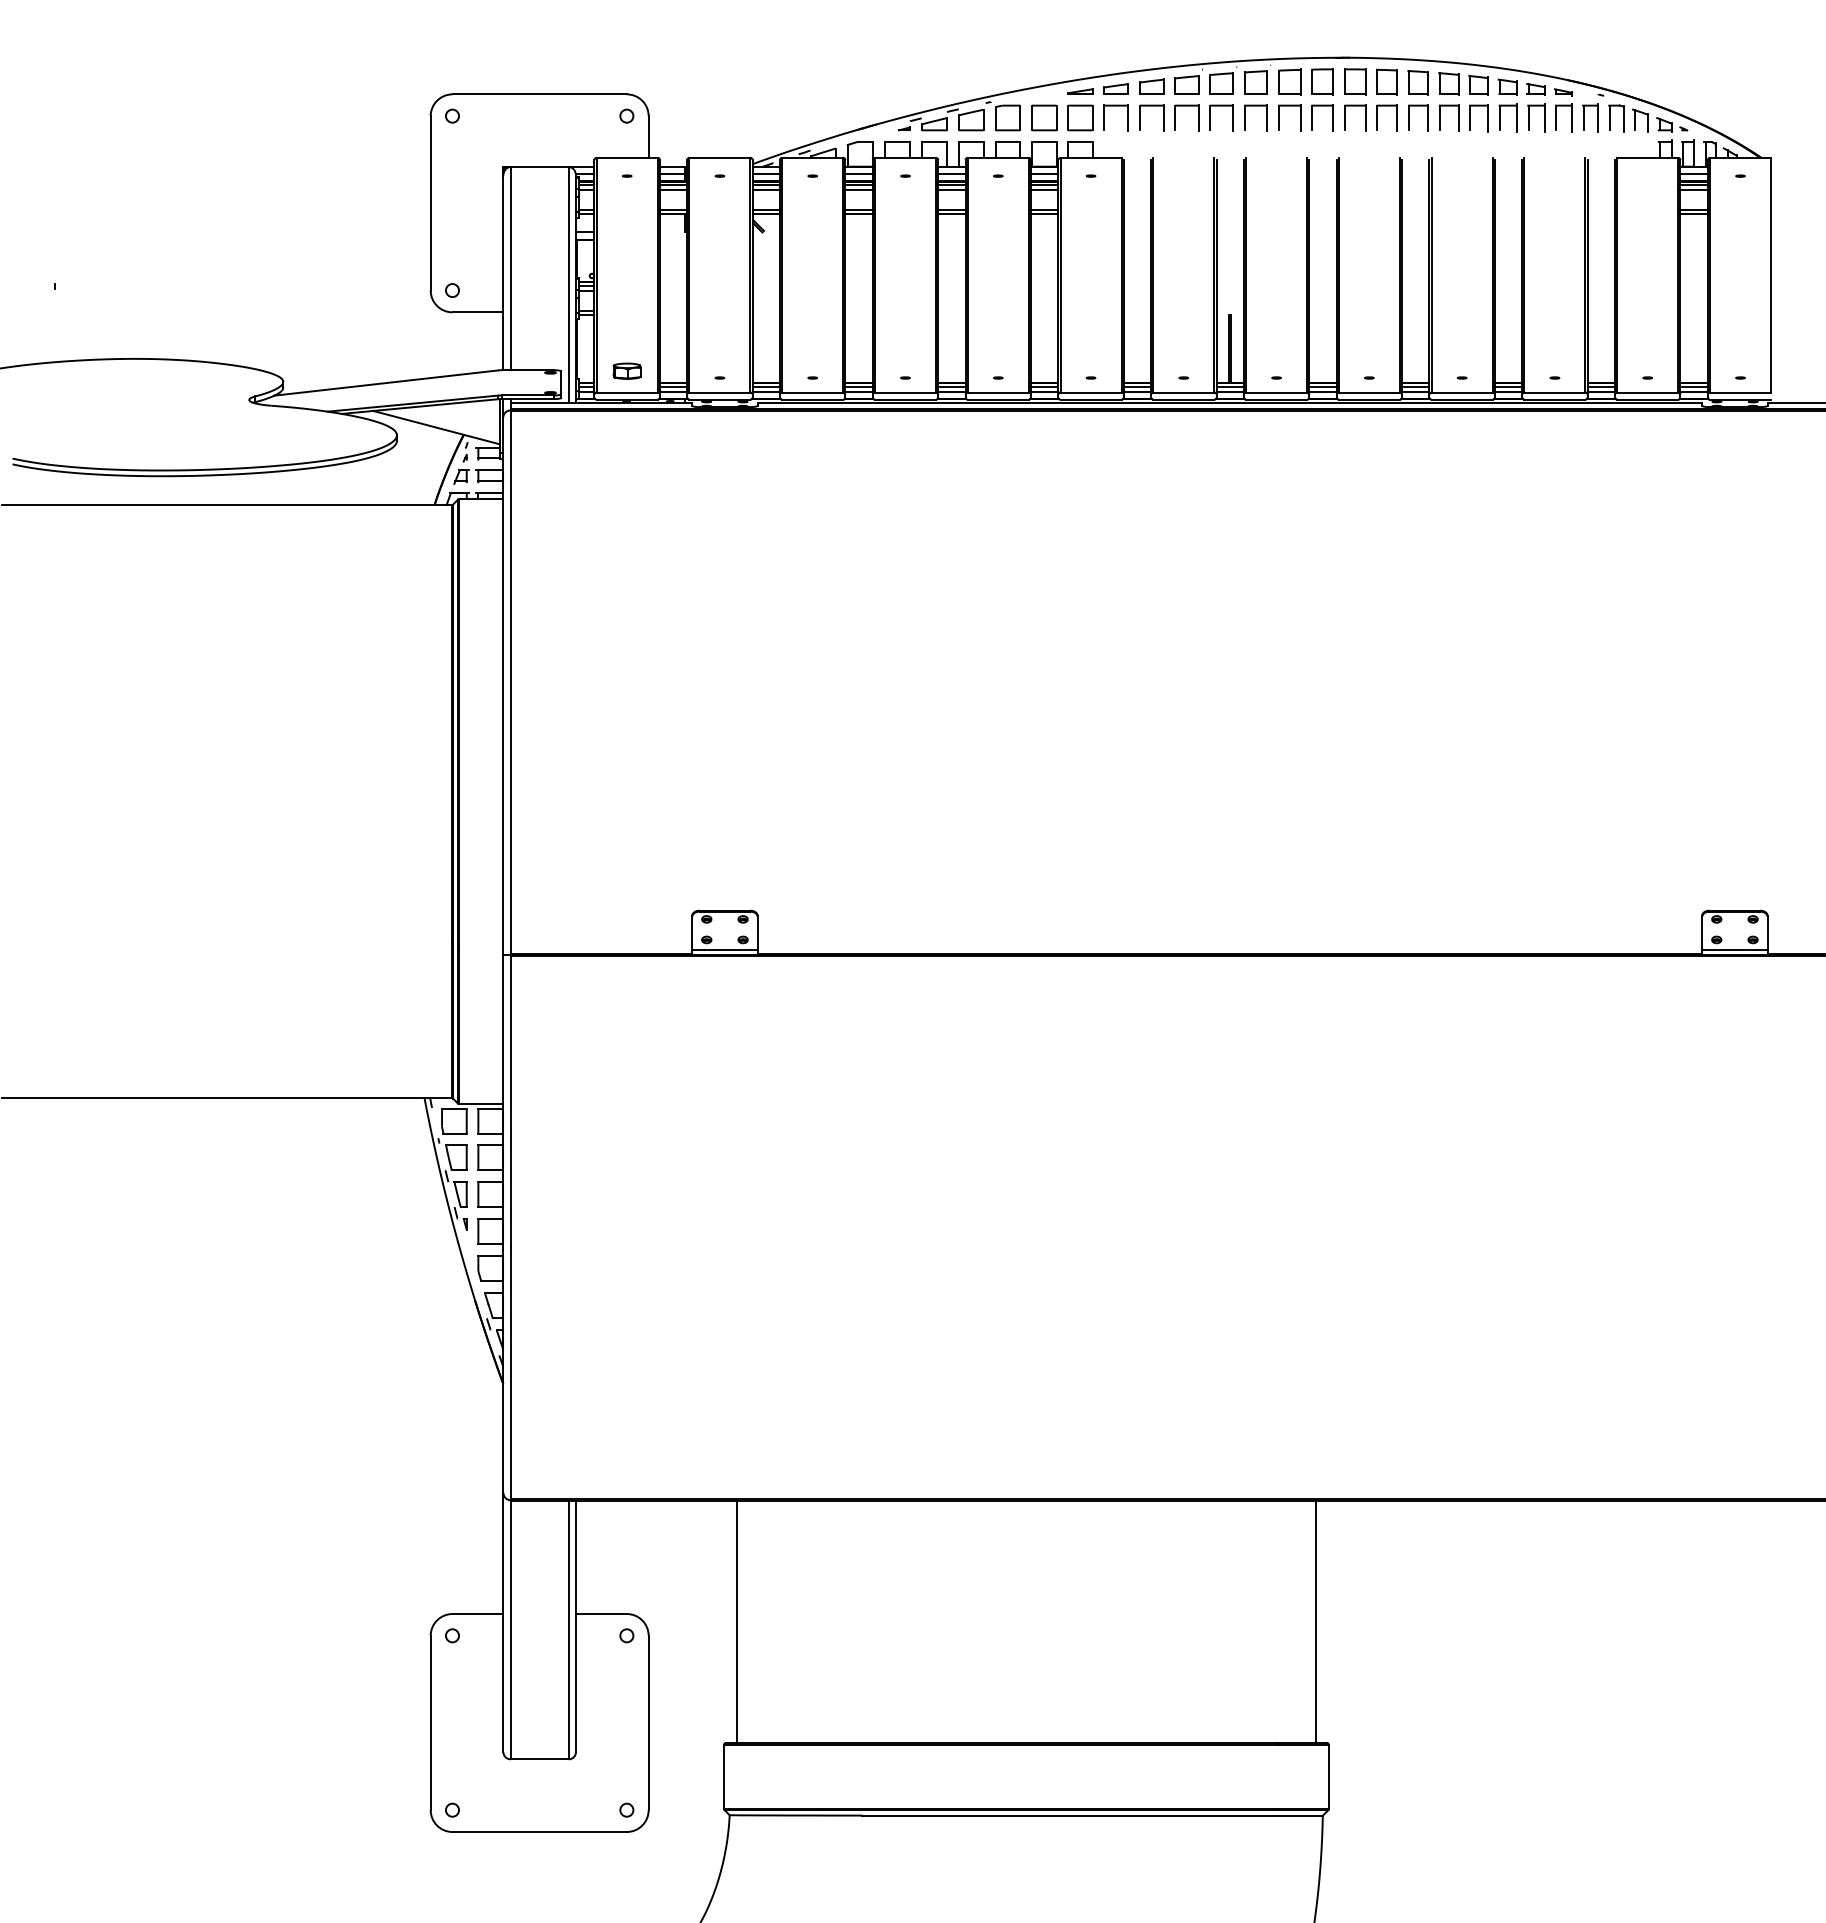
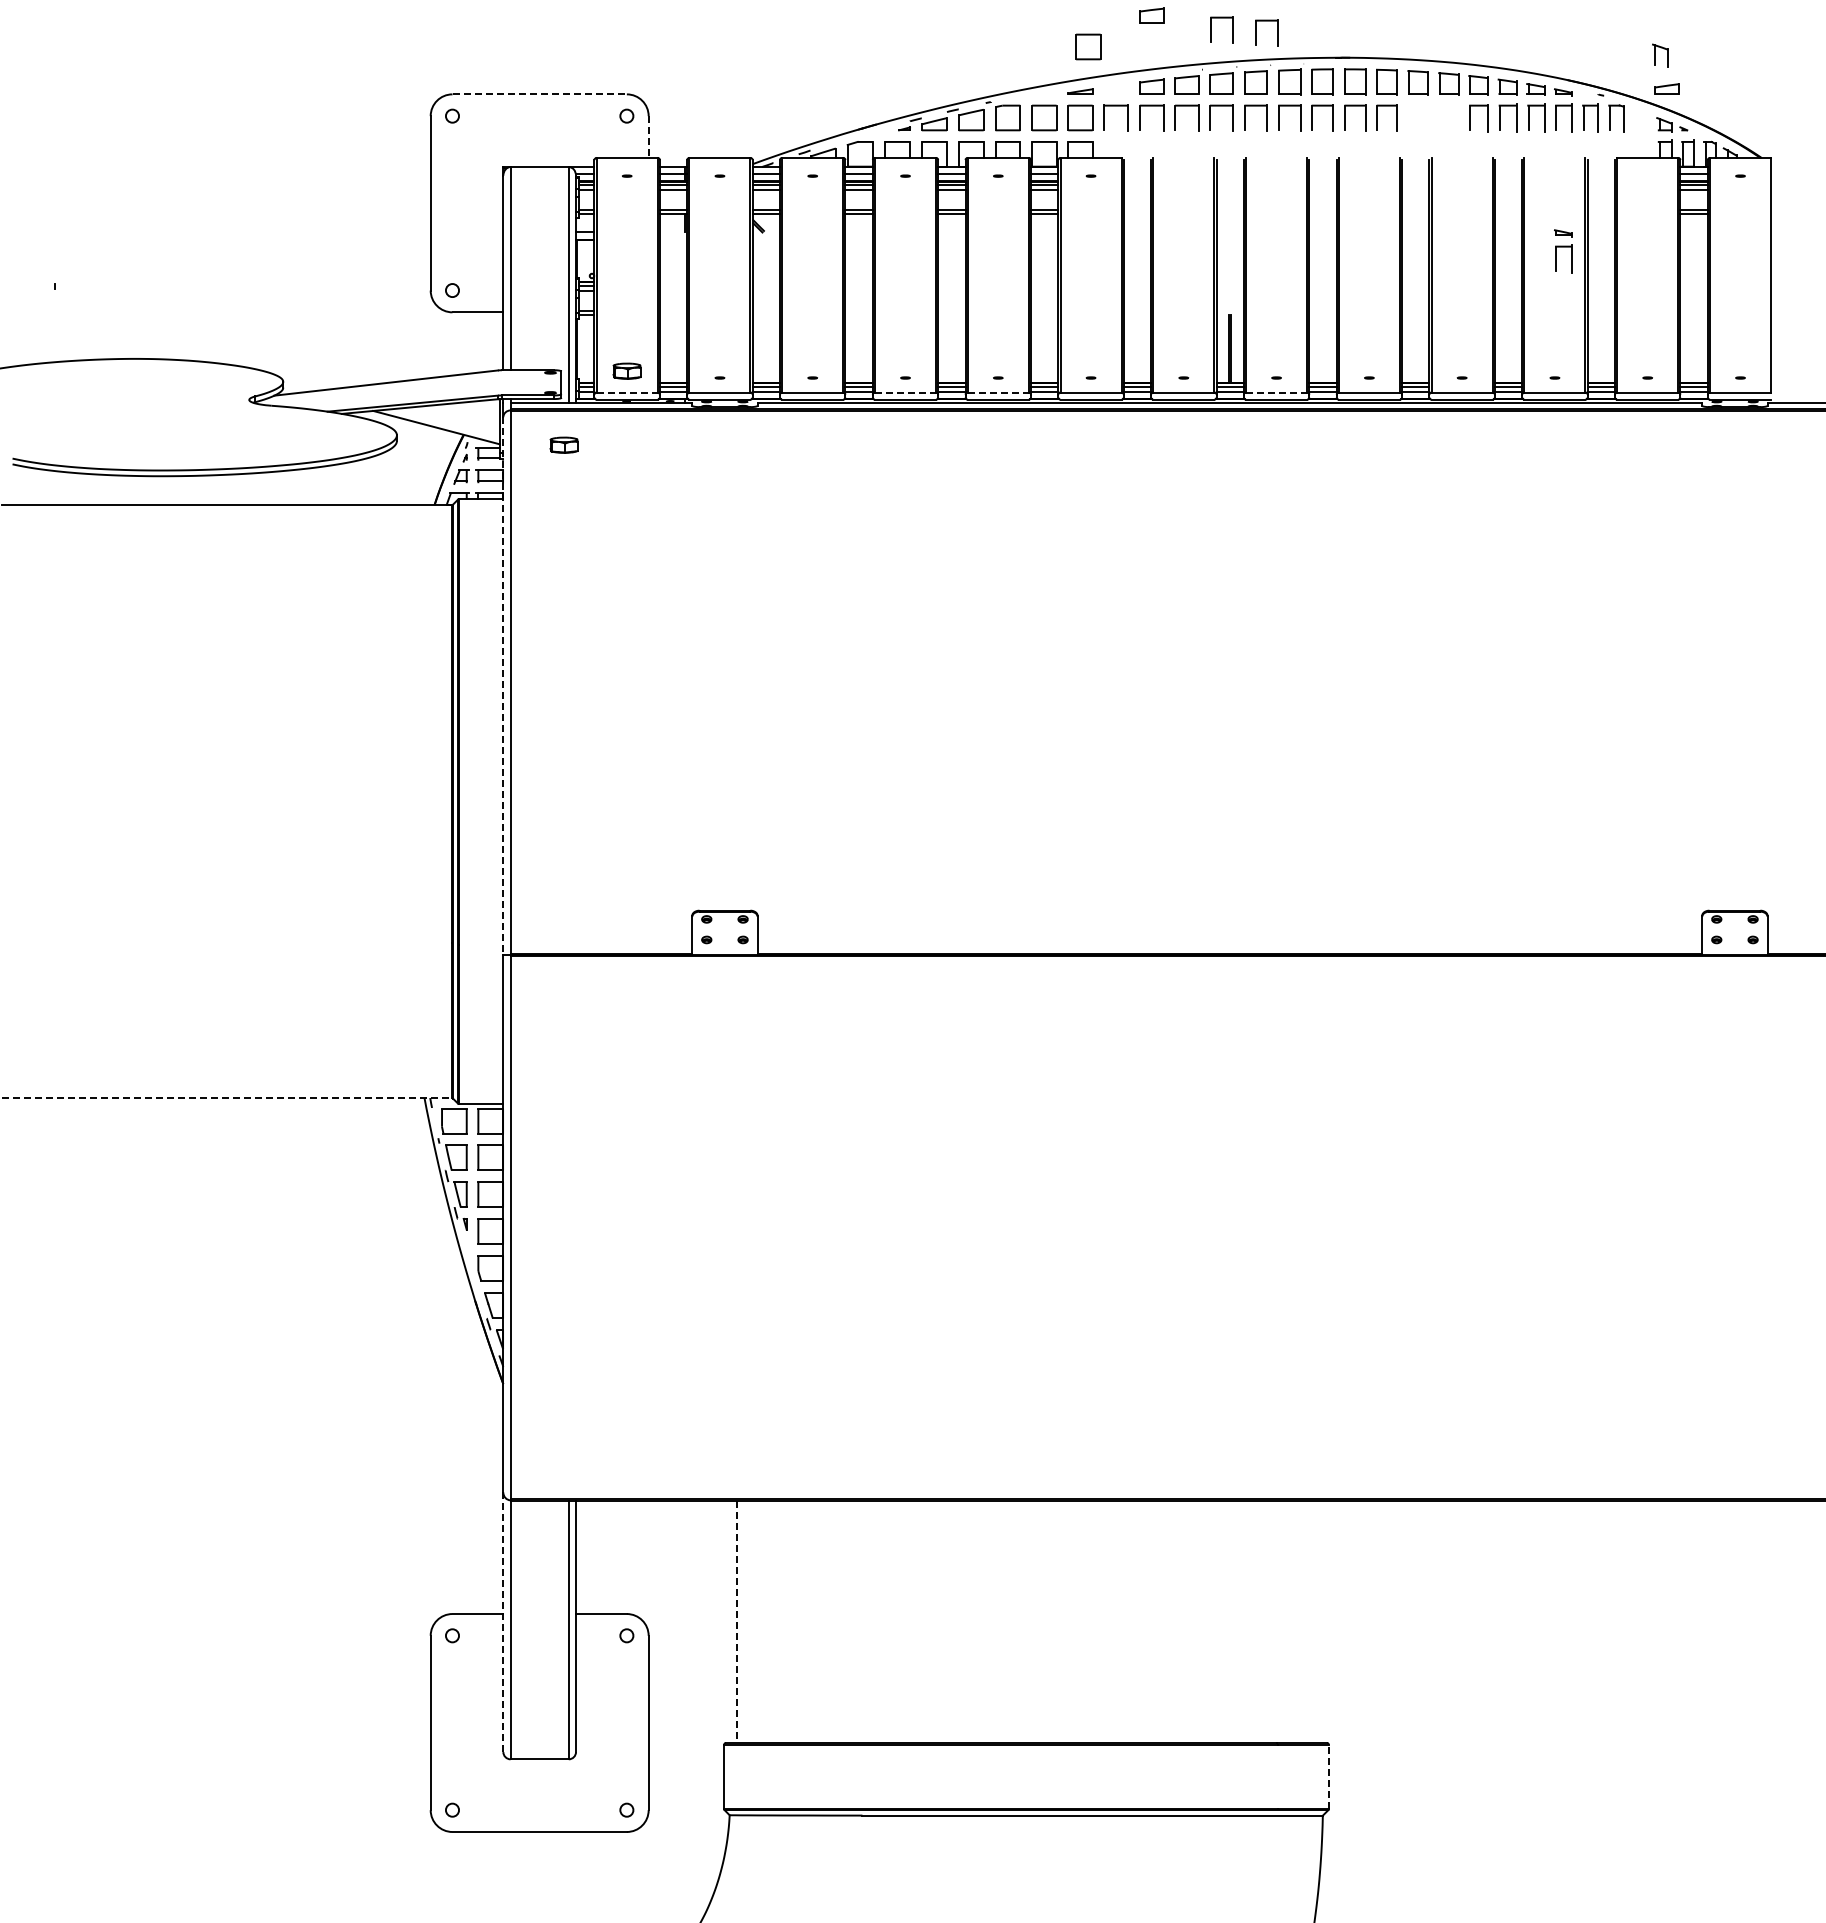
part: none -> present (1151, 15)
part: none -> present (1211, 29)
part: none -> present (1256, 32)
part: none -> present (1088, 46)
part position: (1115, 88) -> (1666, 88) (1666, 88)
line: solid -> dashed (540, 94)
part: present -> none (1409, 117)
part: present -> none (1440, 117)
part position: (1640, 120) -> (1660, 55) (1660, 55)
line: solid -> dashed (648, 137)
part: none -> present (1563, 251)
line: solid -> dashed (627, 392)
line: solid -> dashed (905, 392)
line: solid -> dashed (998, 392)
line: solid -> dashed (1276, 392)
part: none -> present (563, 444)
line: solid -> dashed (503, 686)
line: present -> none (724, 950)
line: present -> none (1734, 950)
line: solid -> dashed (226, 1098)
line: present -> none (1316, 1621)
line: solid -> dashed (503, 1622)
line: solid -> dashed (736, 1622)
line: solid -> dashed (1328, 1776)
